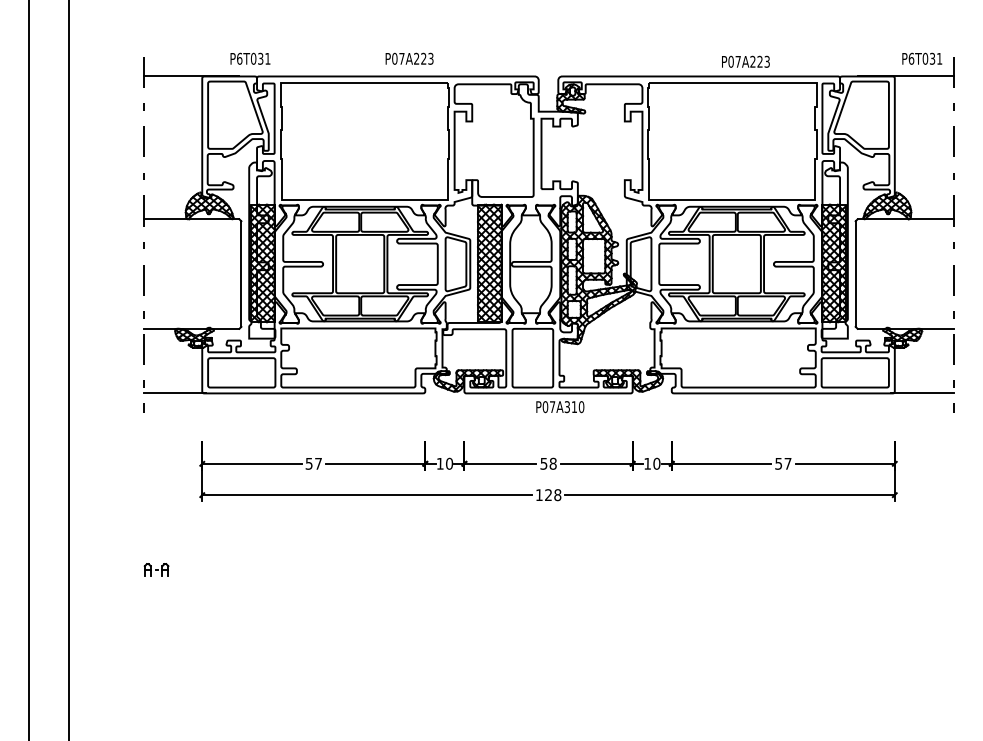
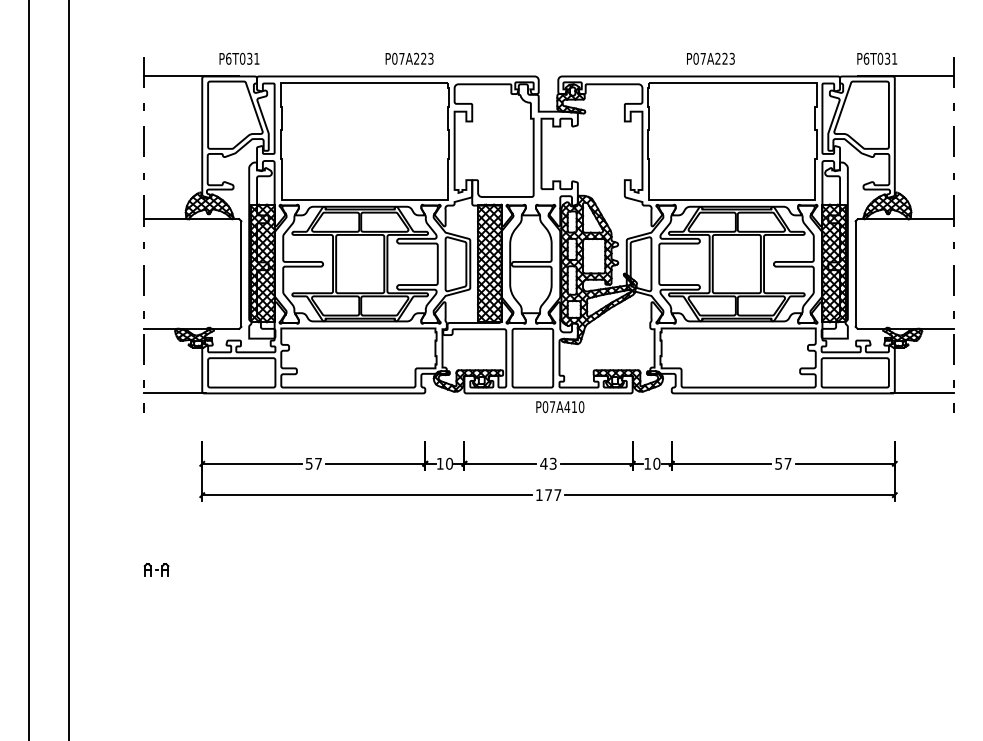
text position: (250, 58) -> (239, 58) (239, 58)
text position: (922, 58) -> (877, 58) (877, 58)
text position: (745, 61) -> (710, 58) (710, 58)
text: P07A310 -> P07A410 (567, 407)
text: 58 -> 43 (548, 463)
text: 128 -> 177 (553, 495)
